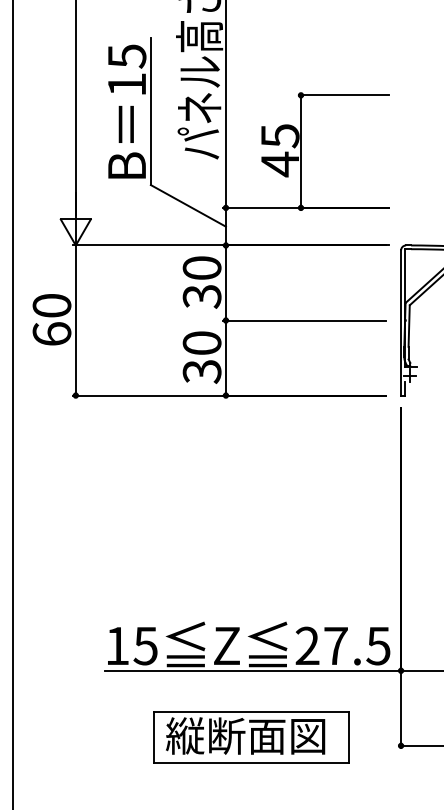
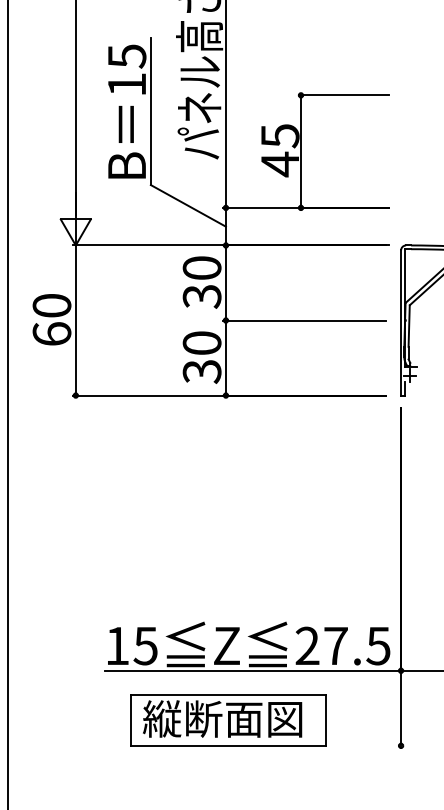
line position: (13, 404) -> (8, 404) (8, 404)
part position: (251, 737) -> (228, 720) (228, 720)
line: present -> none (420, 745)
